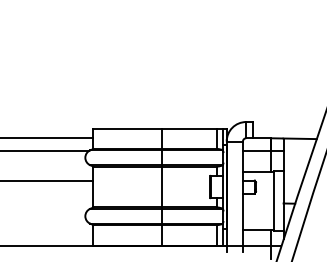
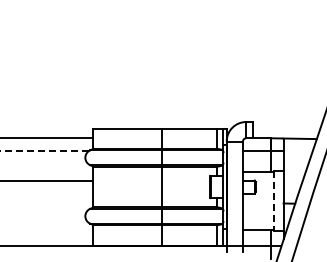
line: solid -> dashed (44, 151)
line: solid -> dashed (273, 200)
